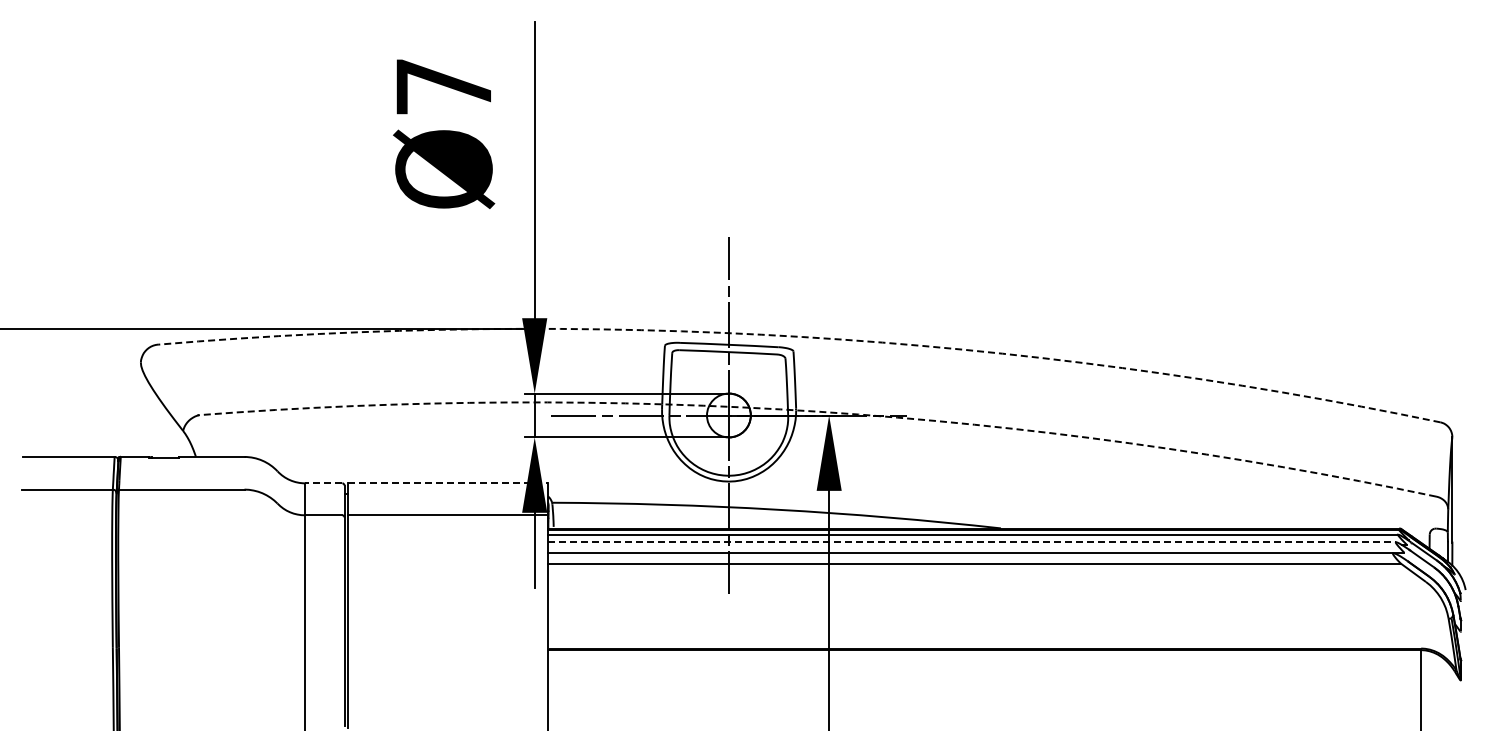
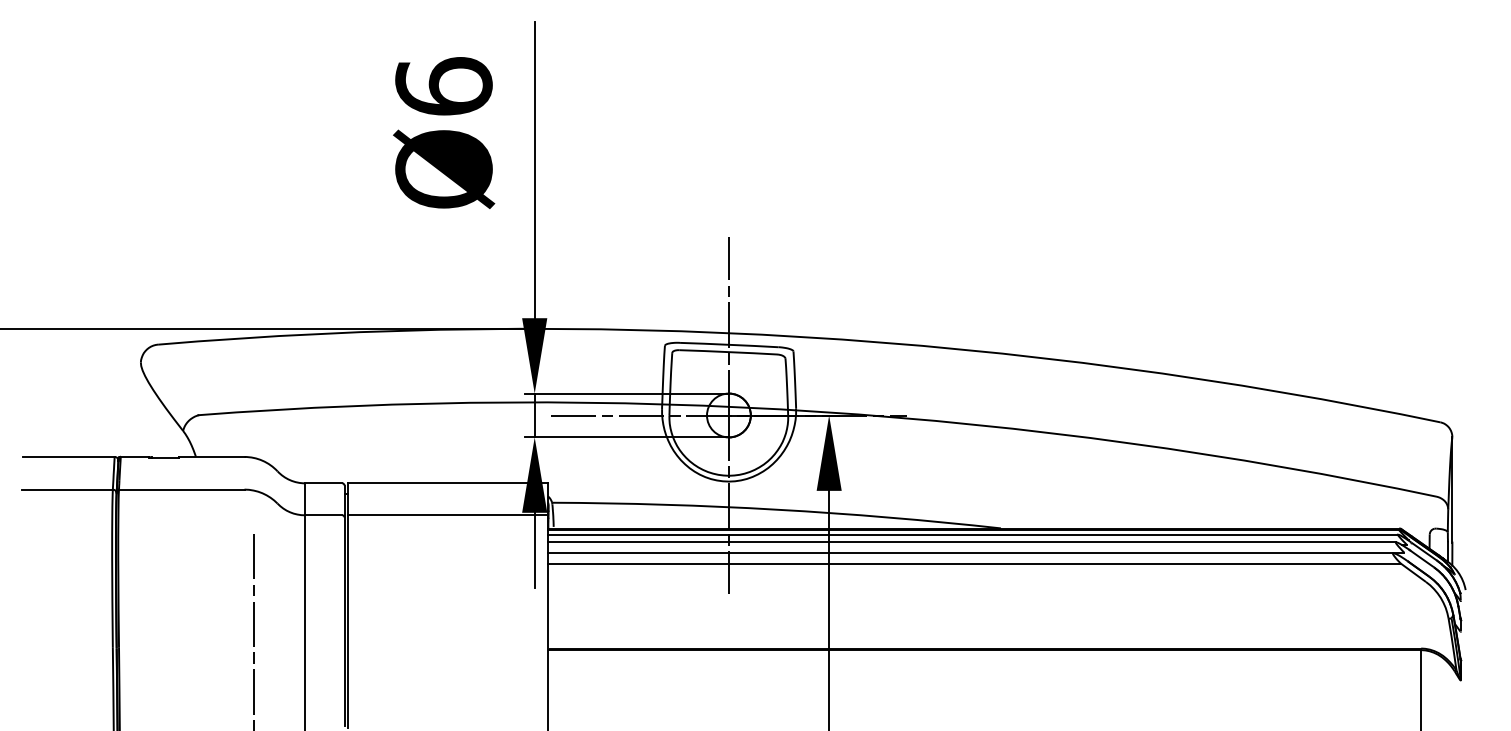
text: Ø7 -> Ø6 (443, 86)
arc: dashed -> solid (802, 336)
arc: dashed -> solid (819, 411)
line: dashed -> solid (323, 483)
line: dashed -> solid (448, 483)
line: dashed -> solid (972, 542)
line: none -> present (254, 630)
